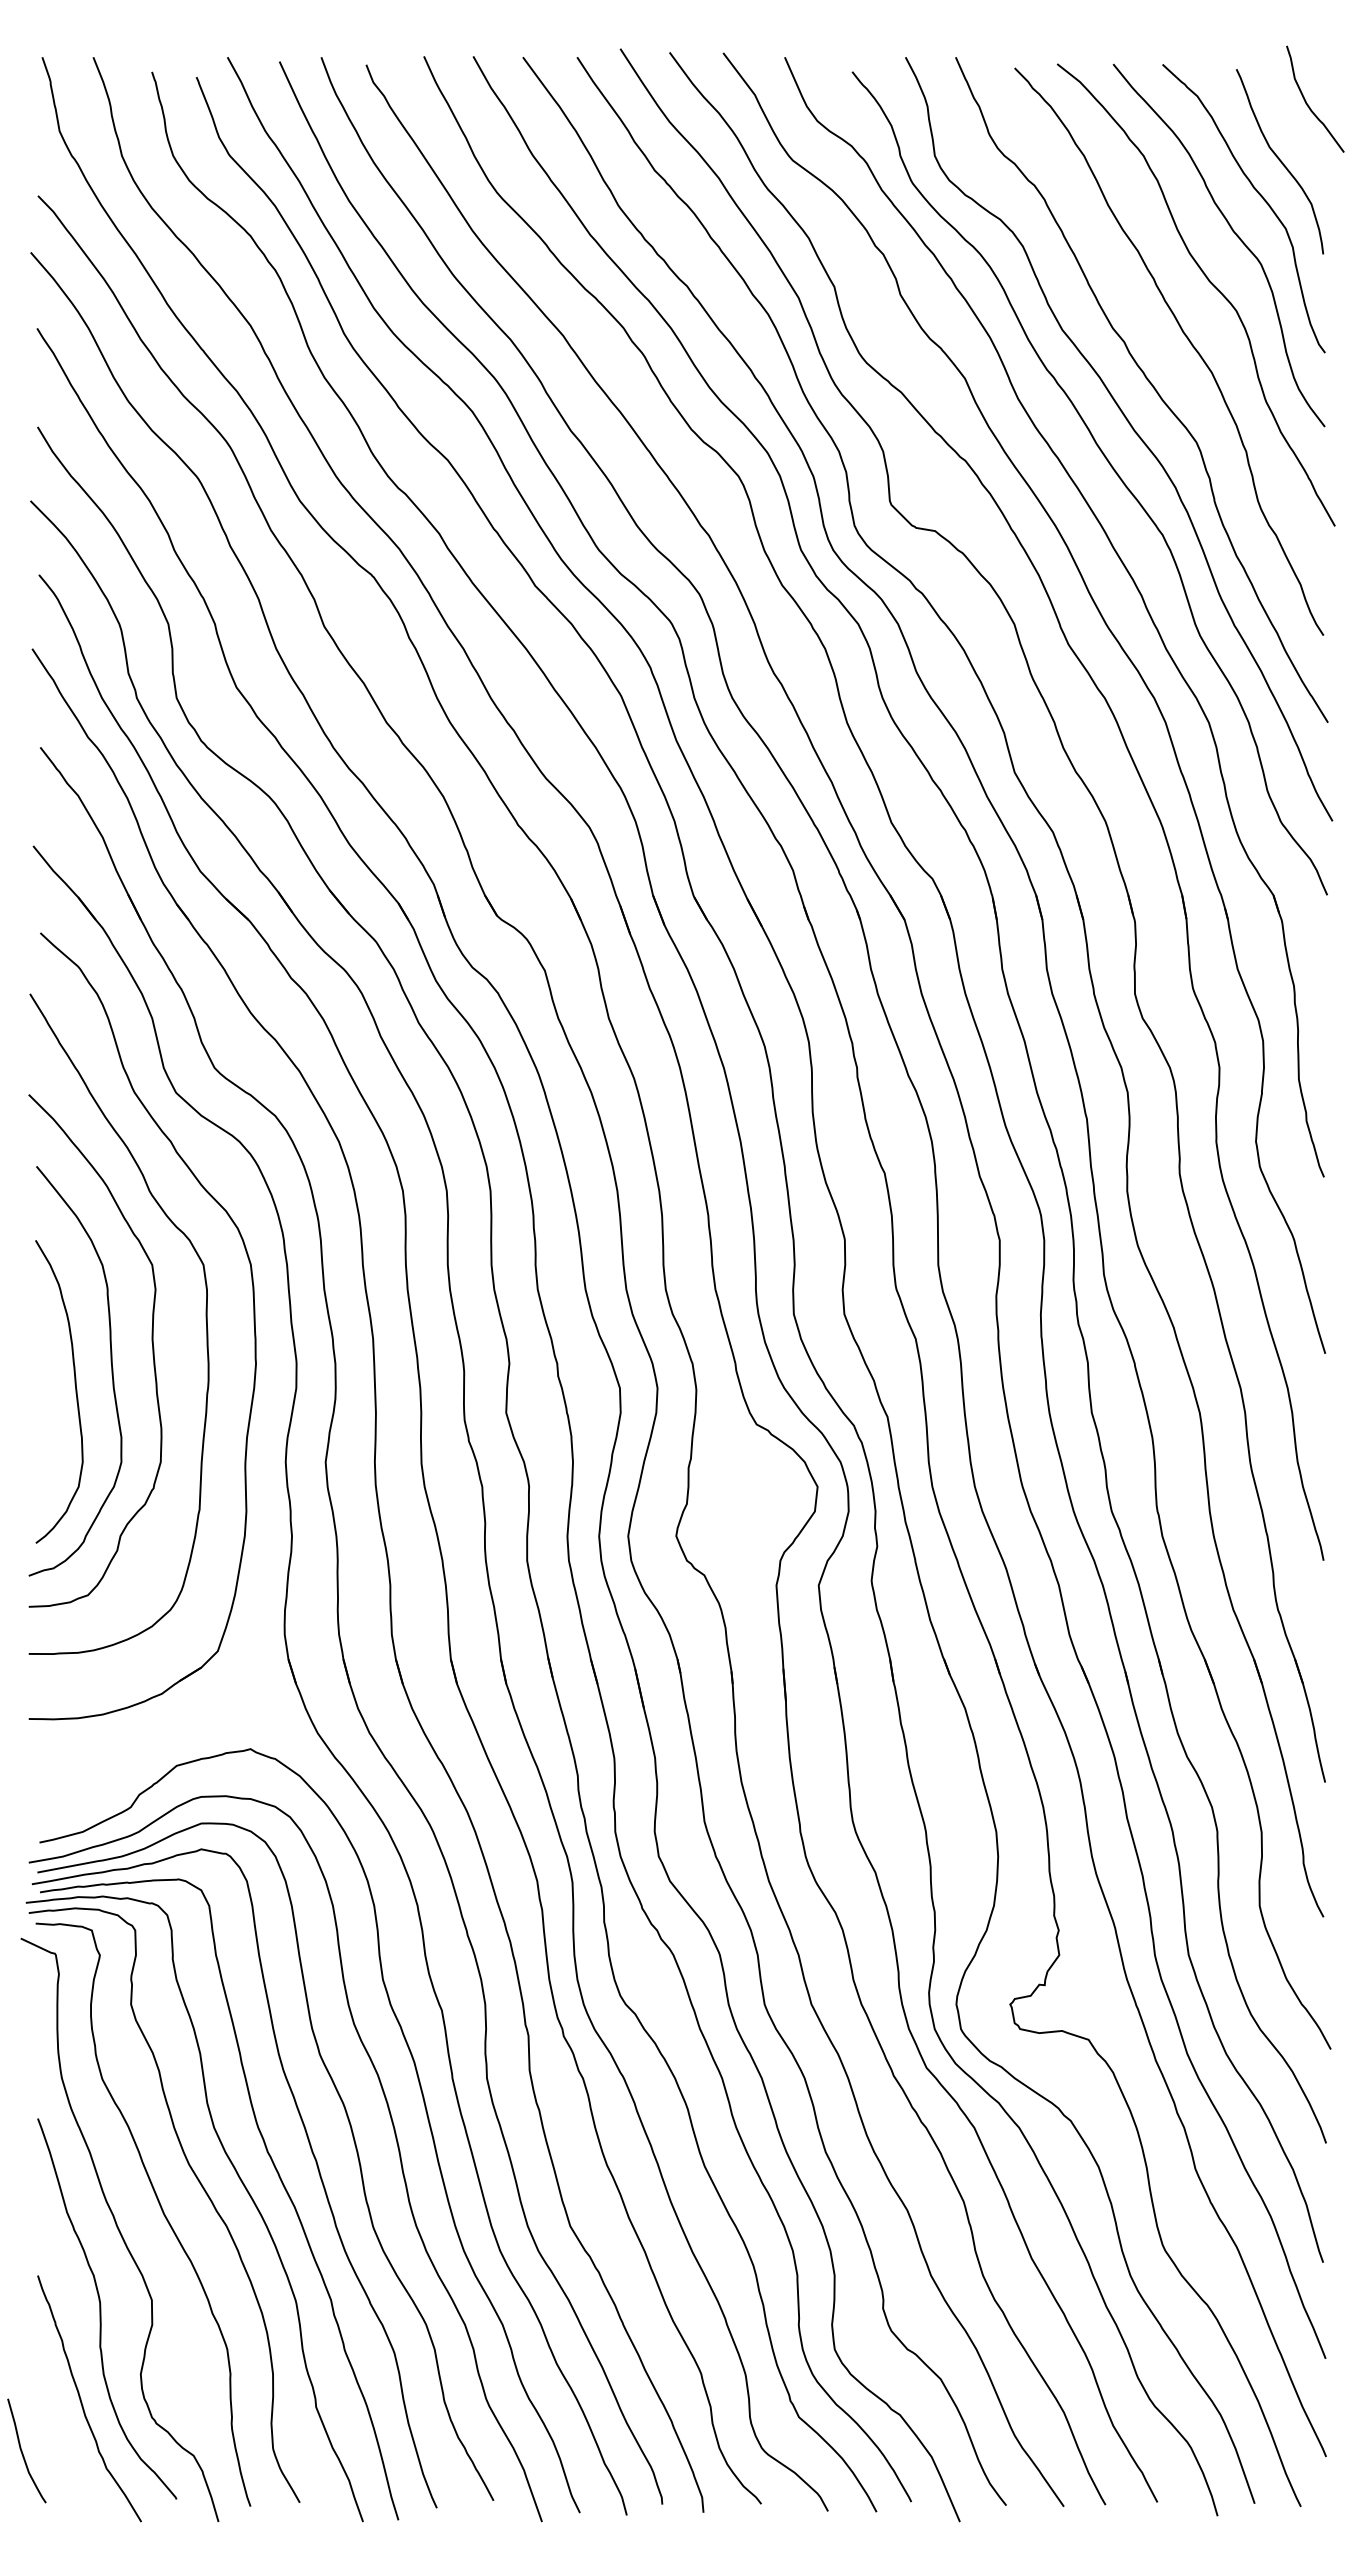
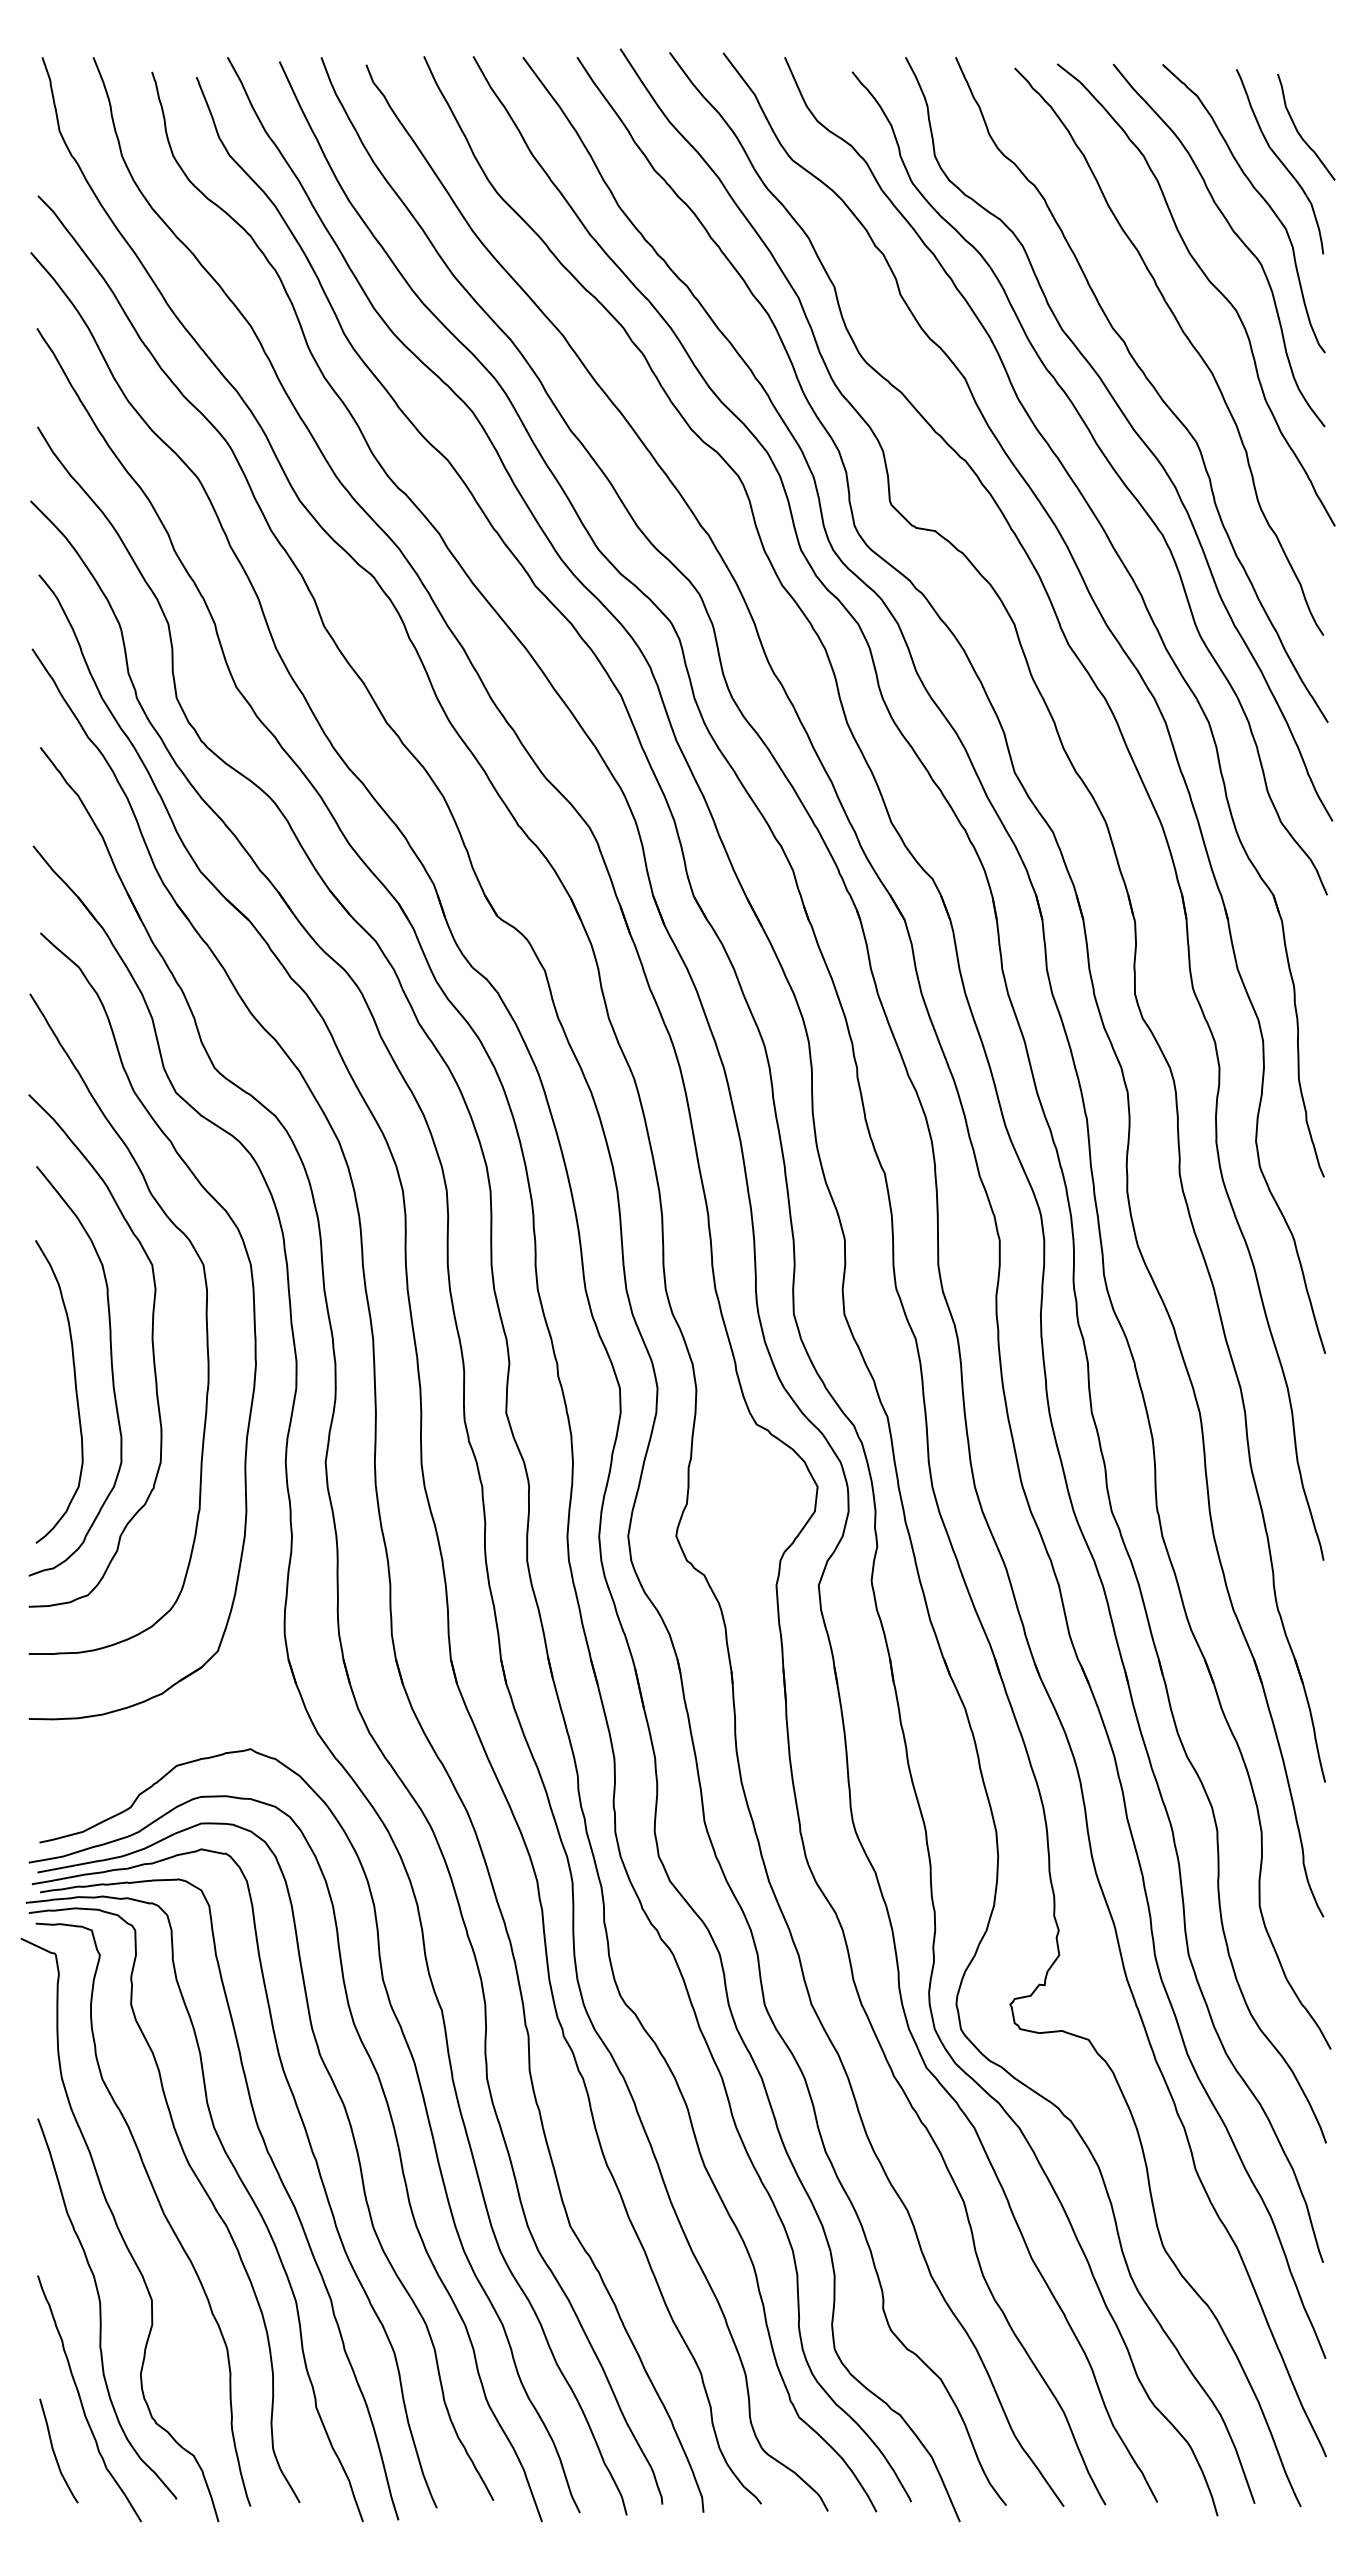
curve position: (1308, 104) -> (1299, 132) (1299, 132)
curve position: (22, 2450) -> (54, 2450) (54, 2450)
